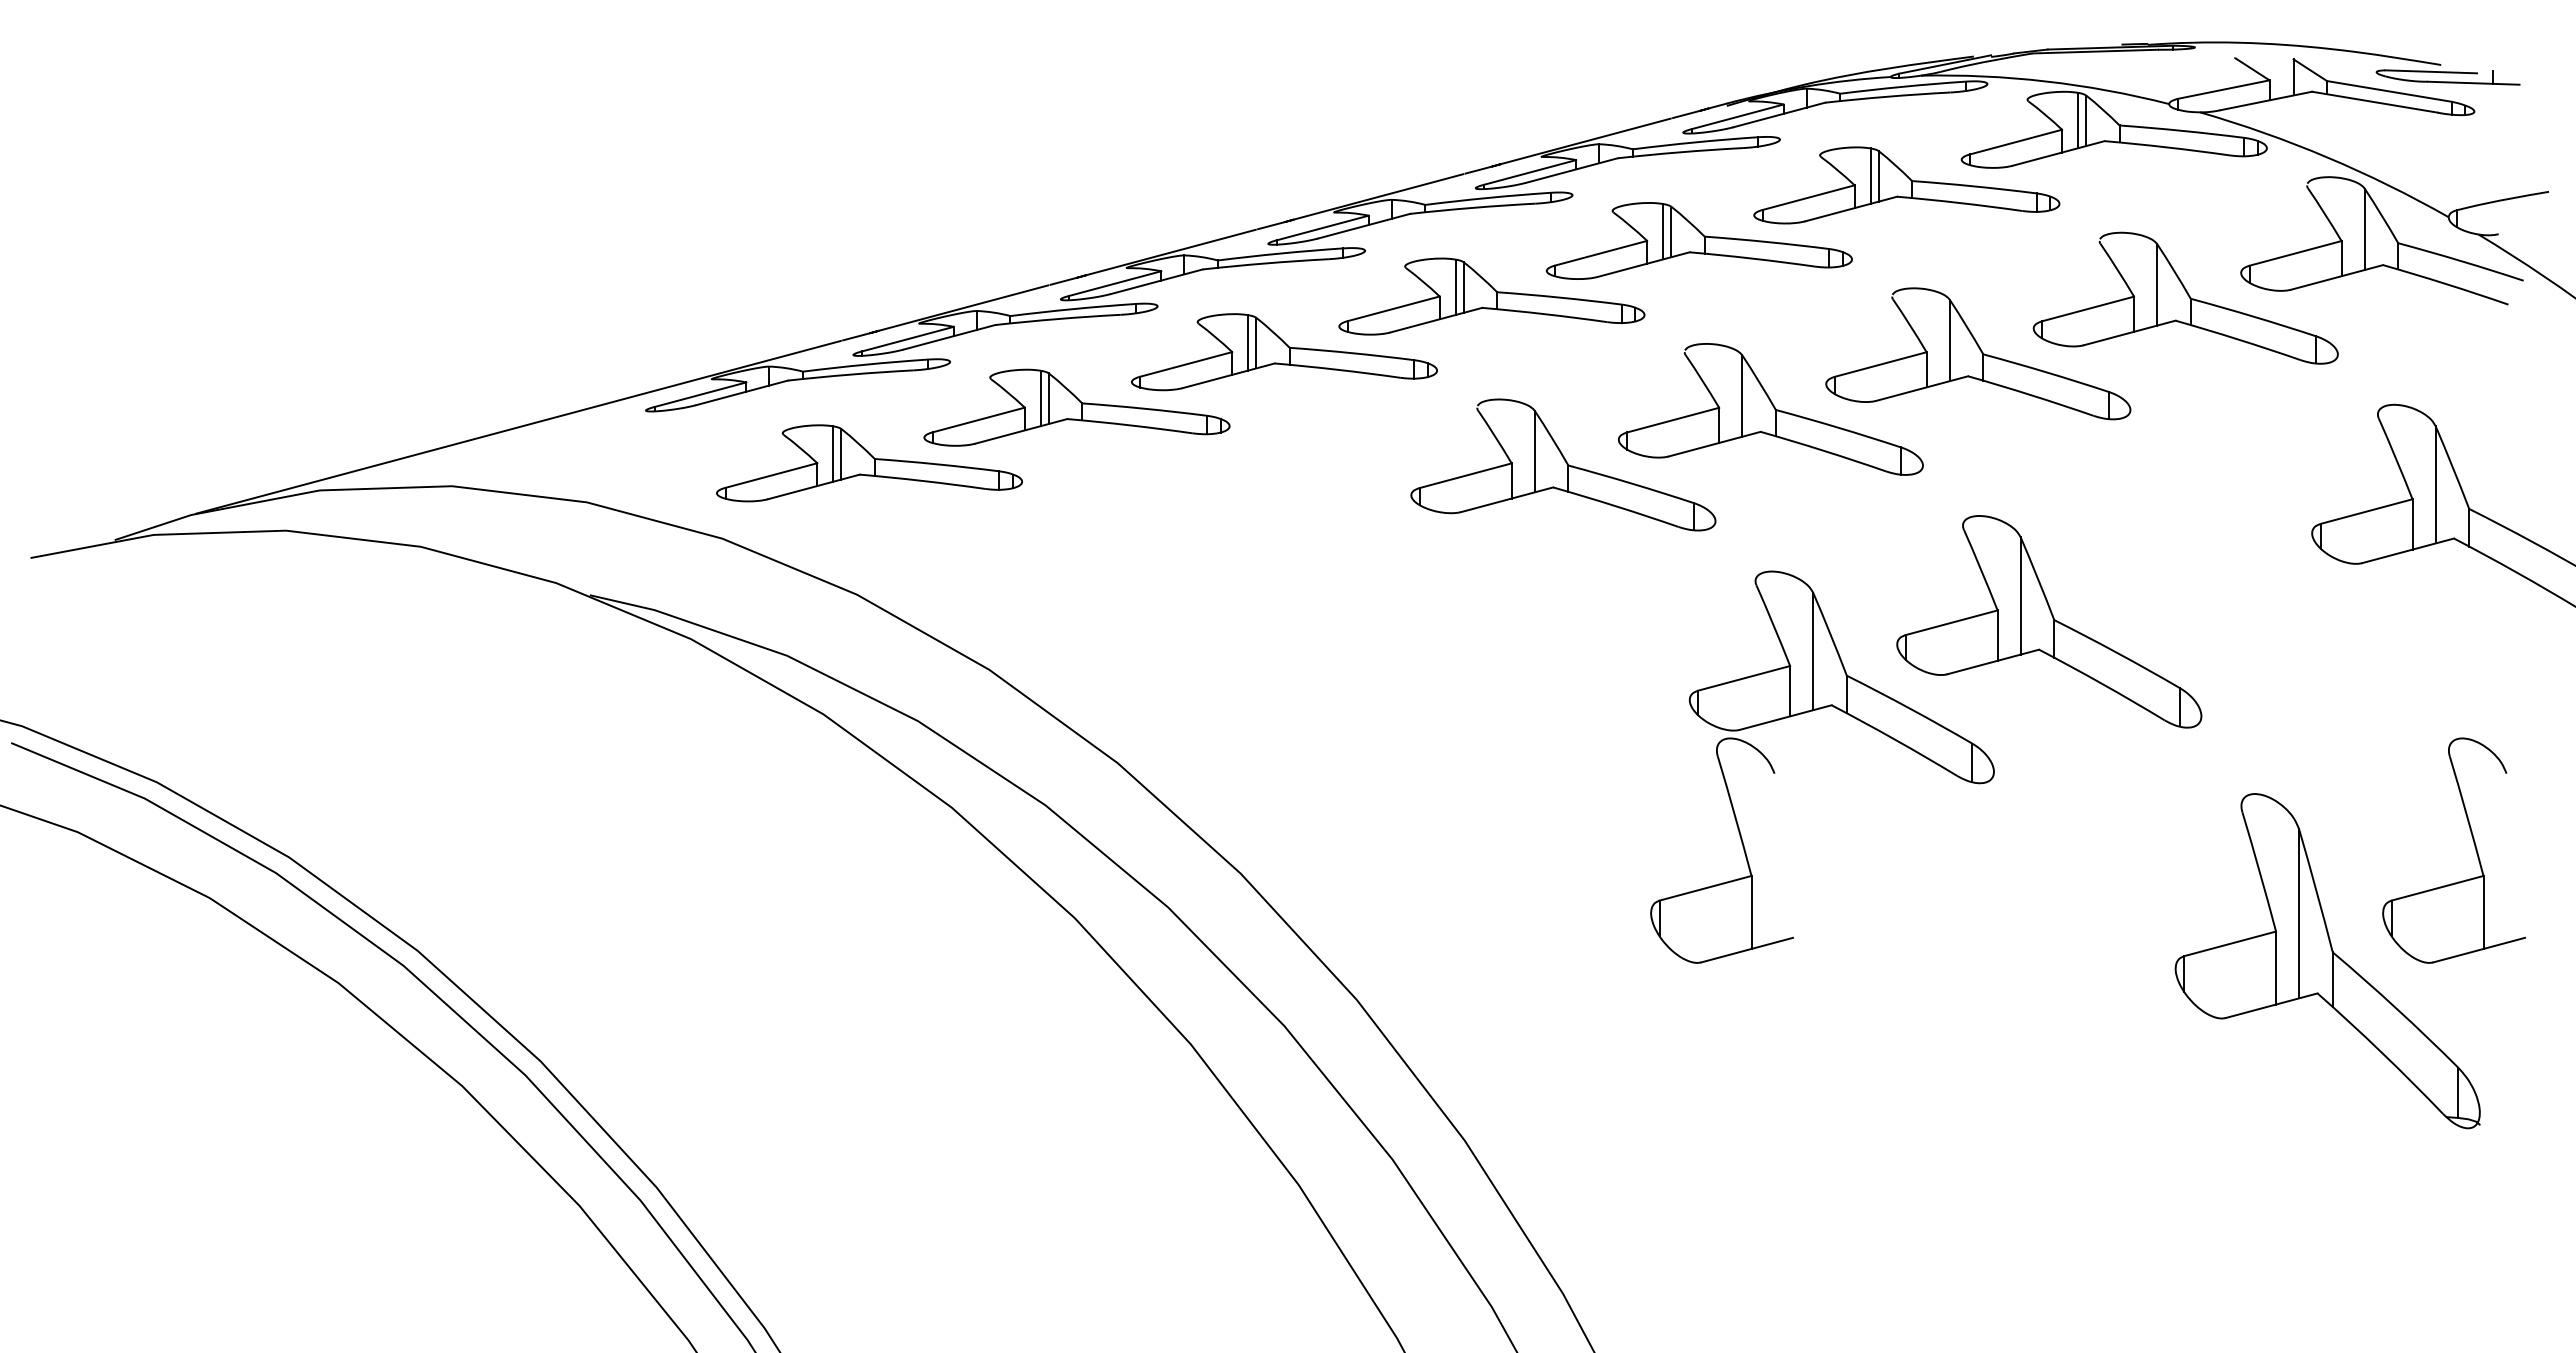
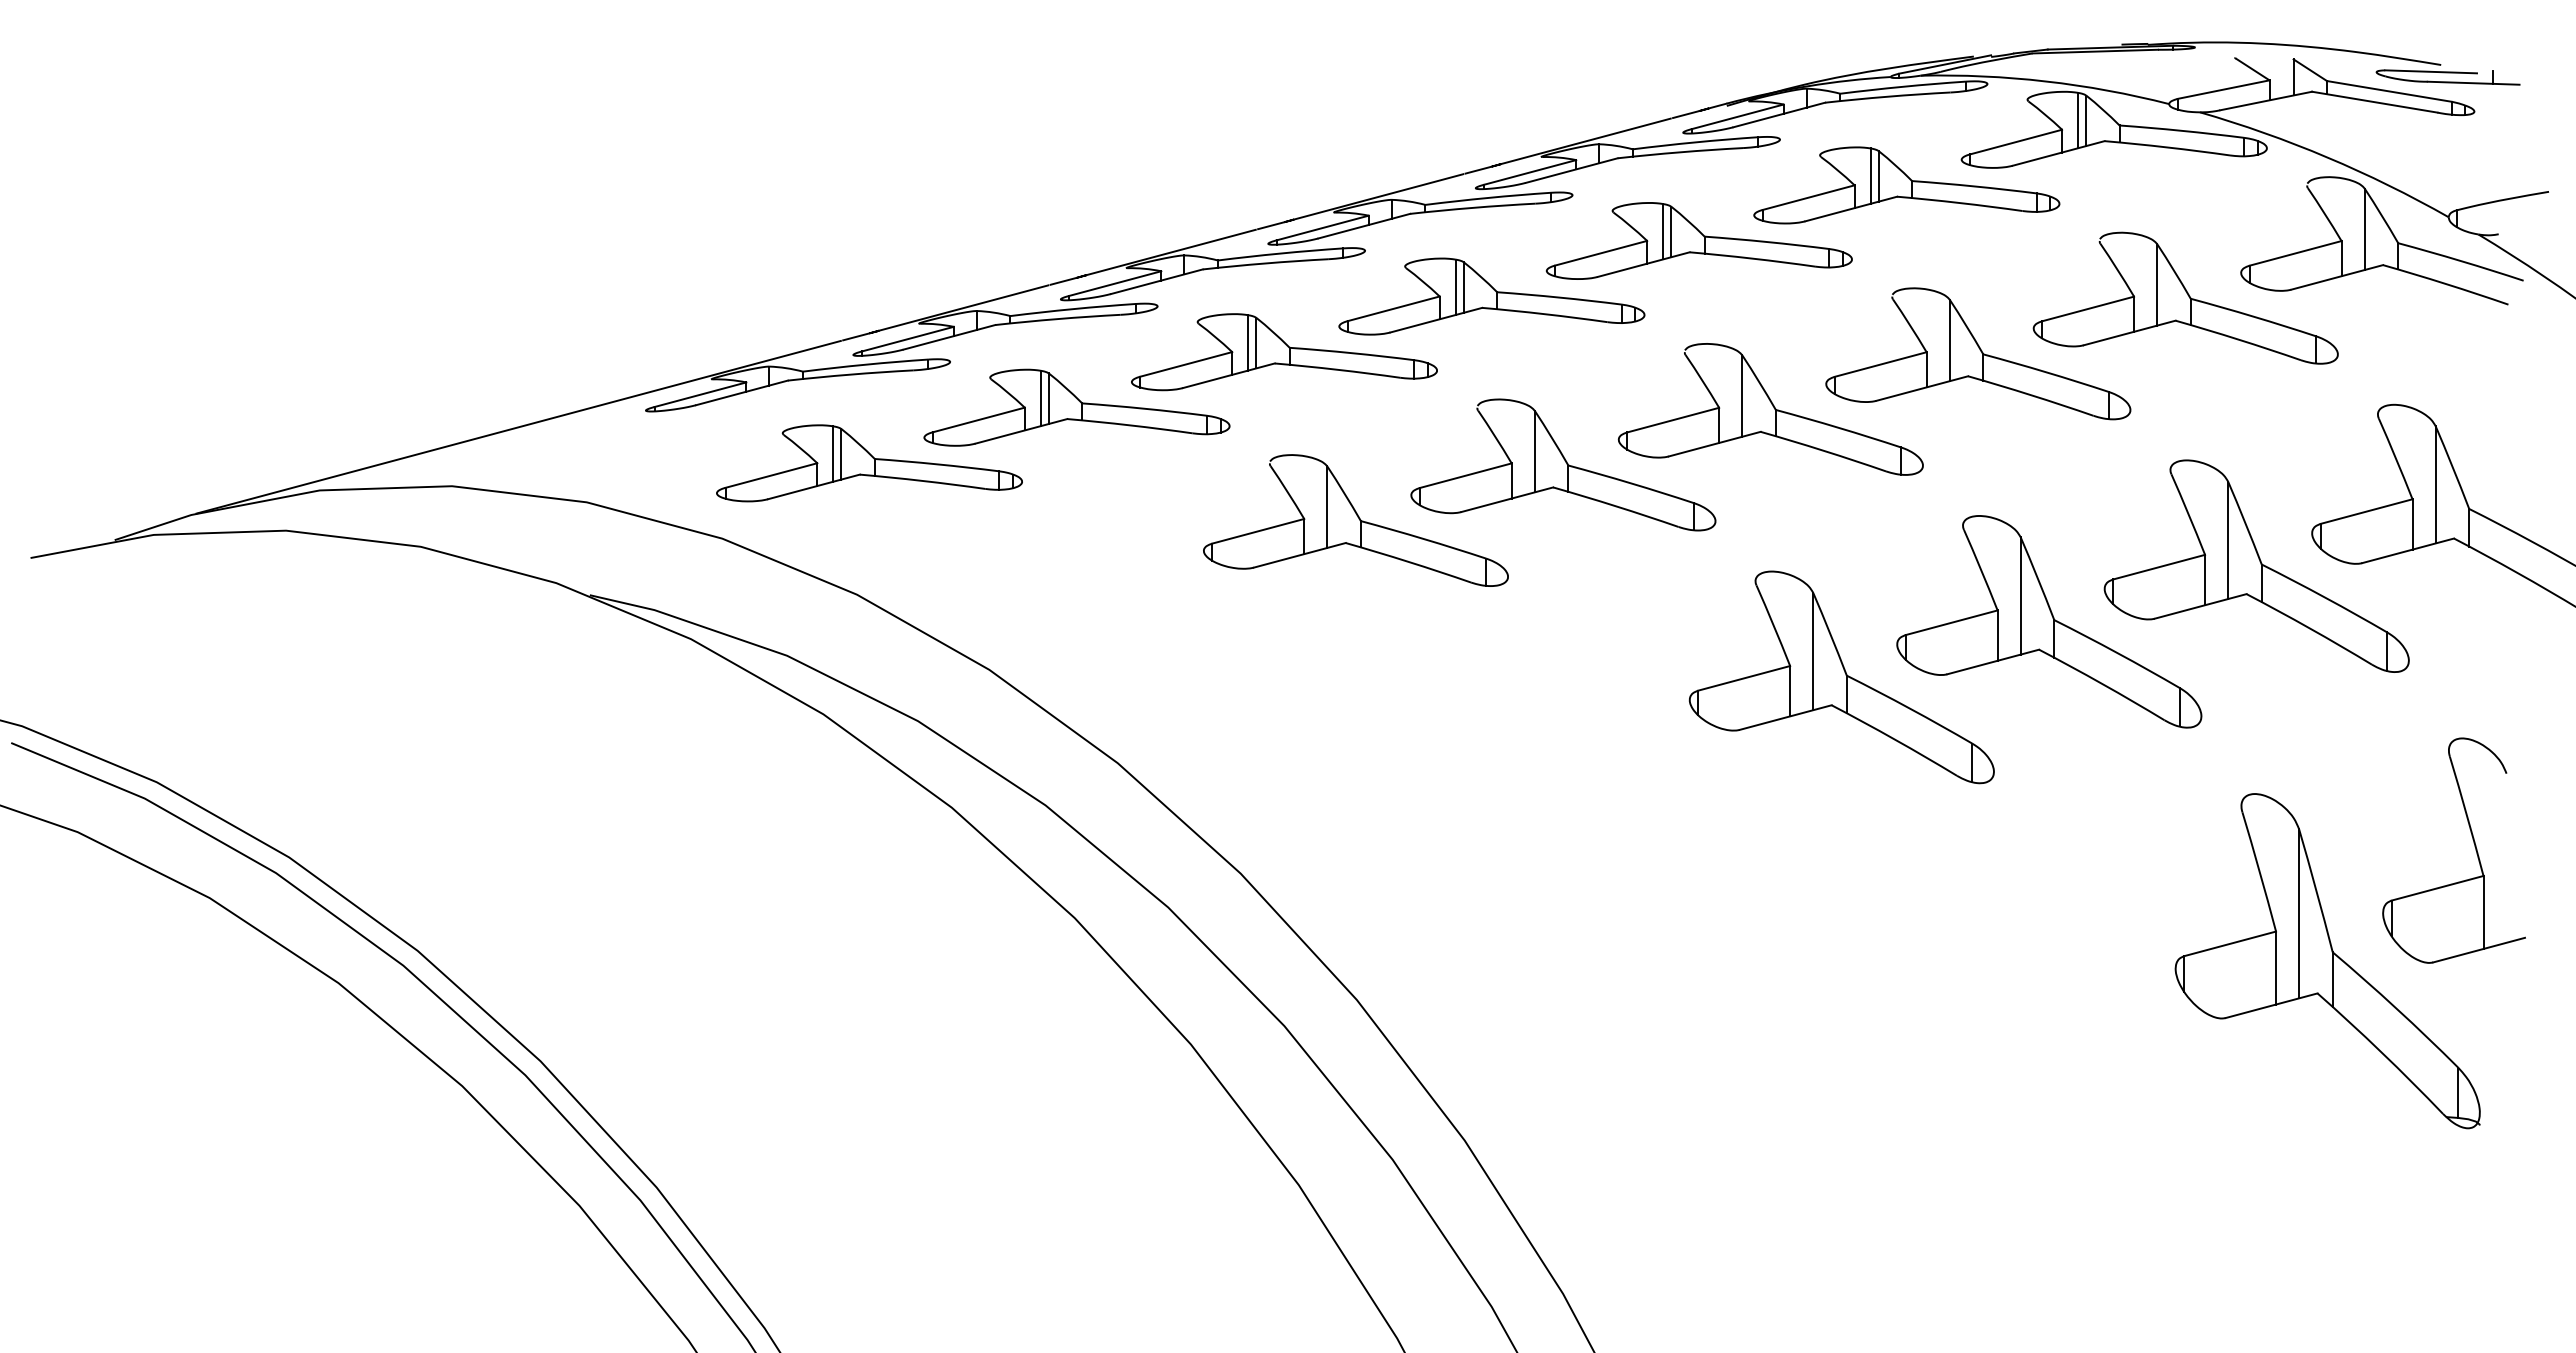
part: none -> present (1355, 520)
part: none -> present (2256, 565)
part: present -> none (1741, 843)
